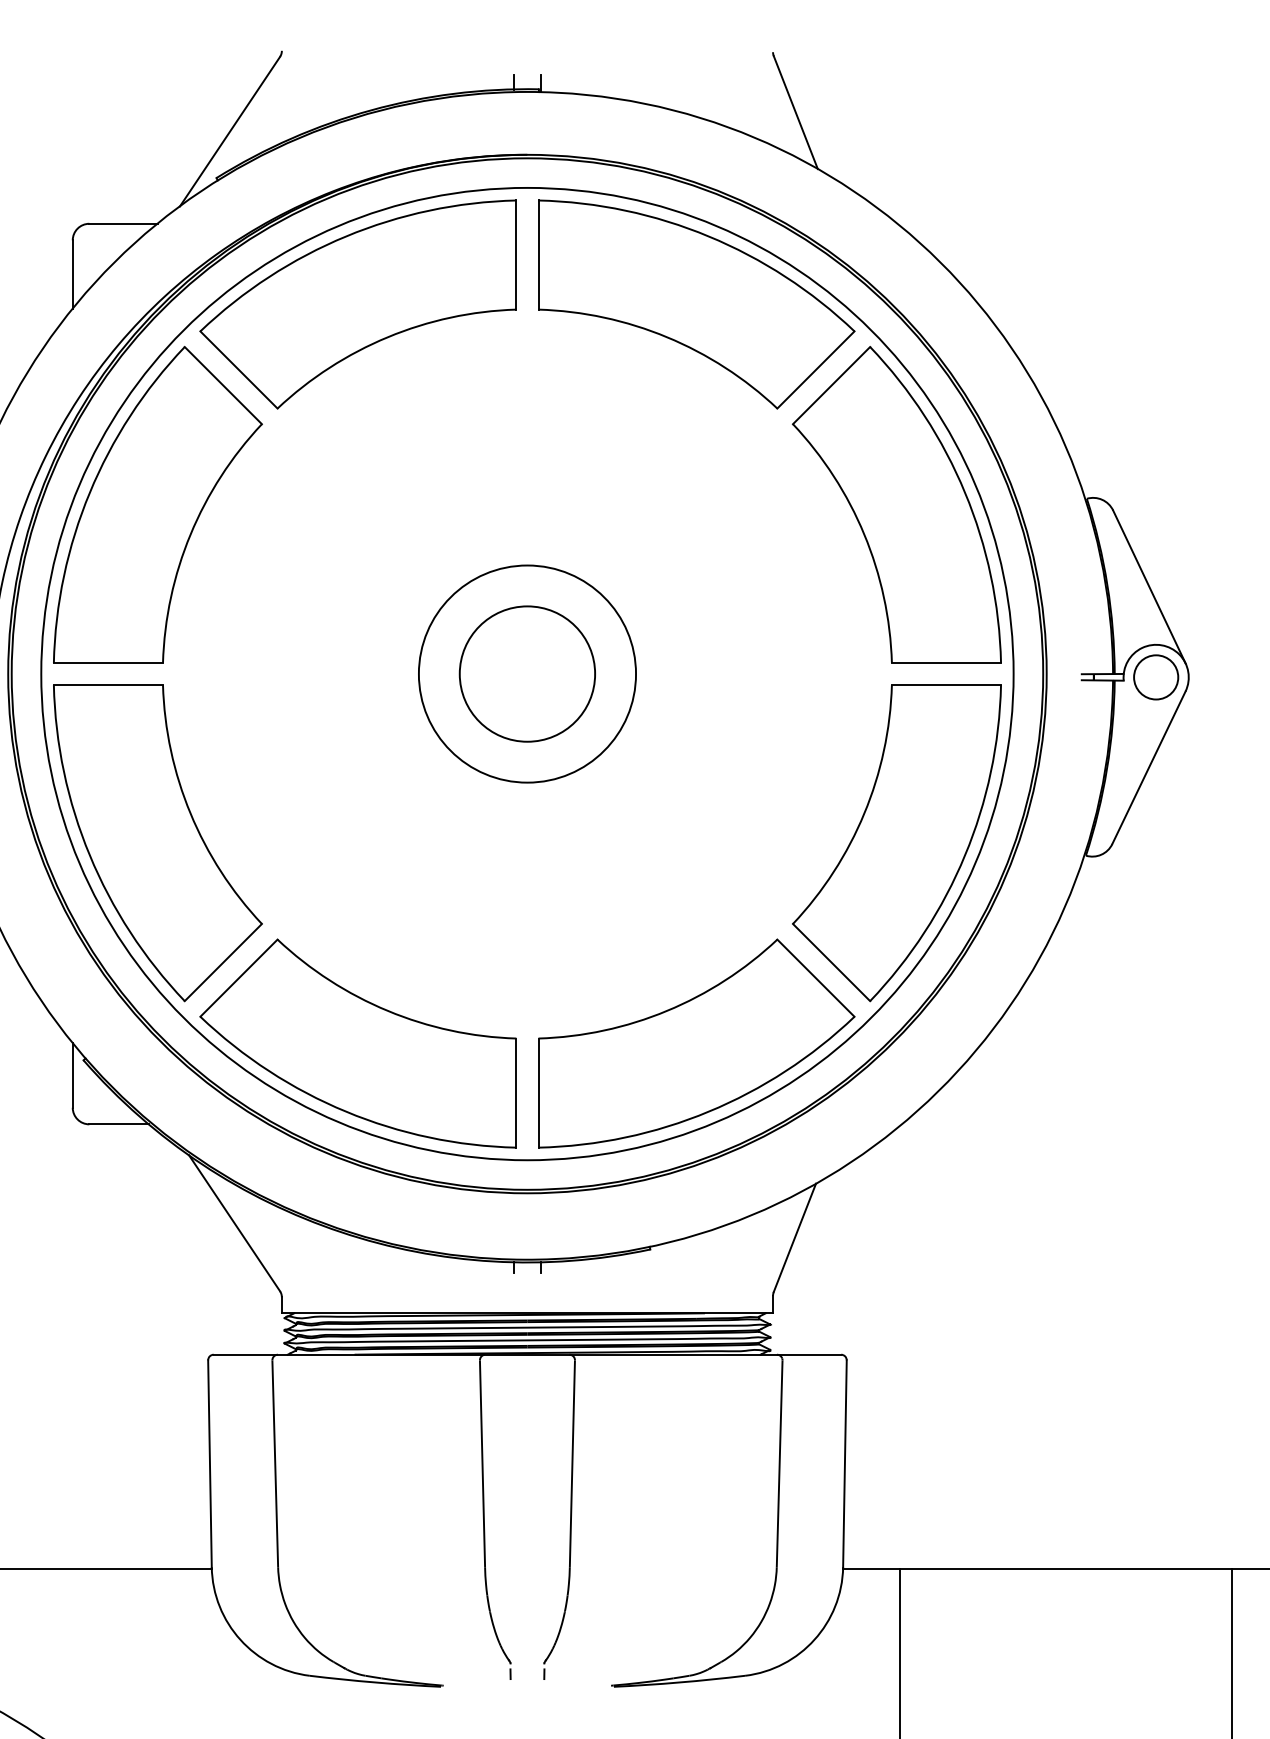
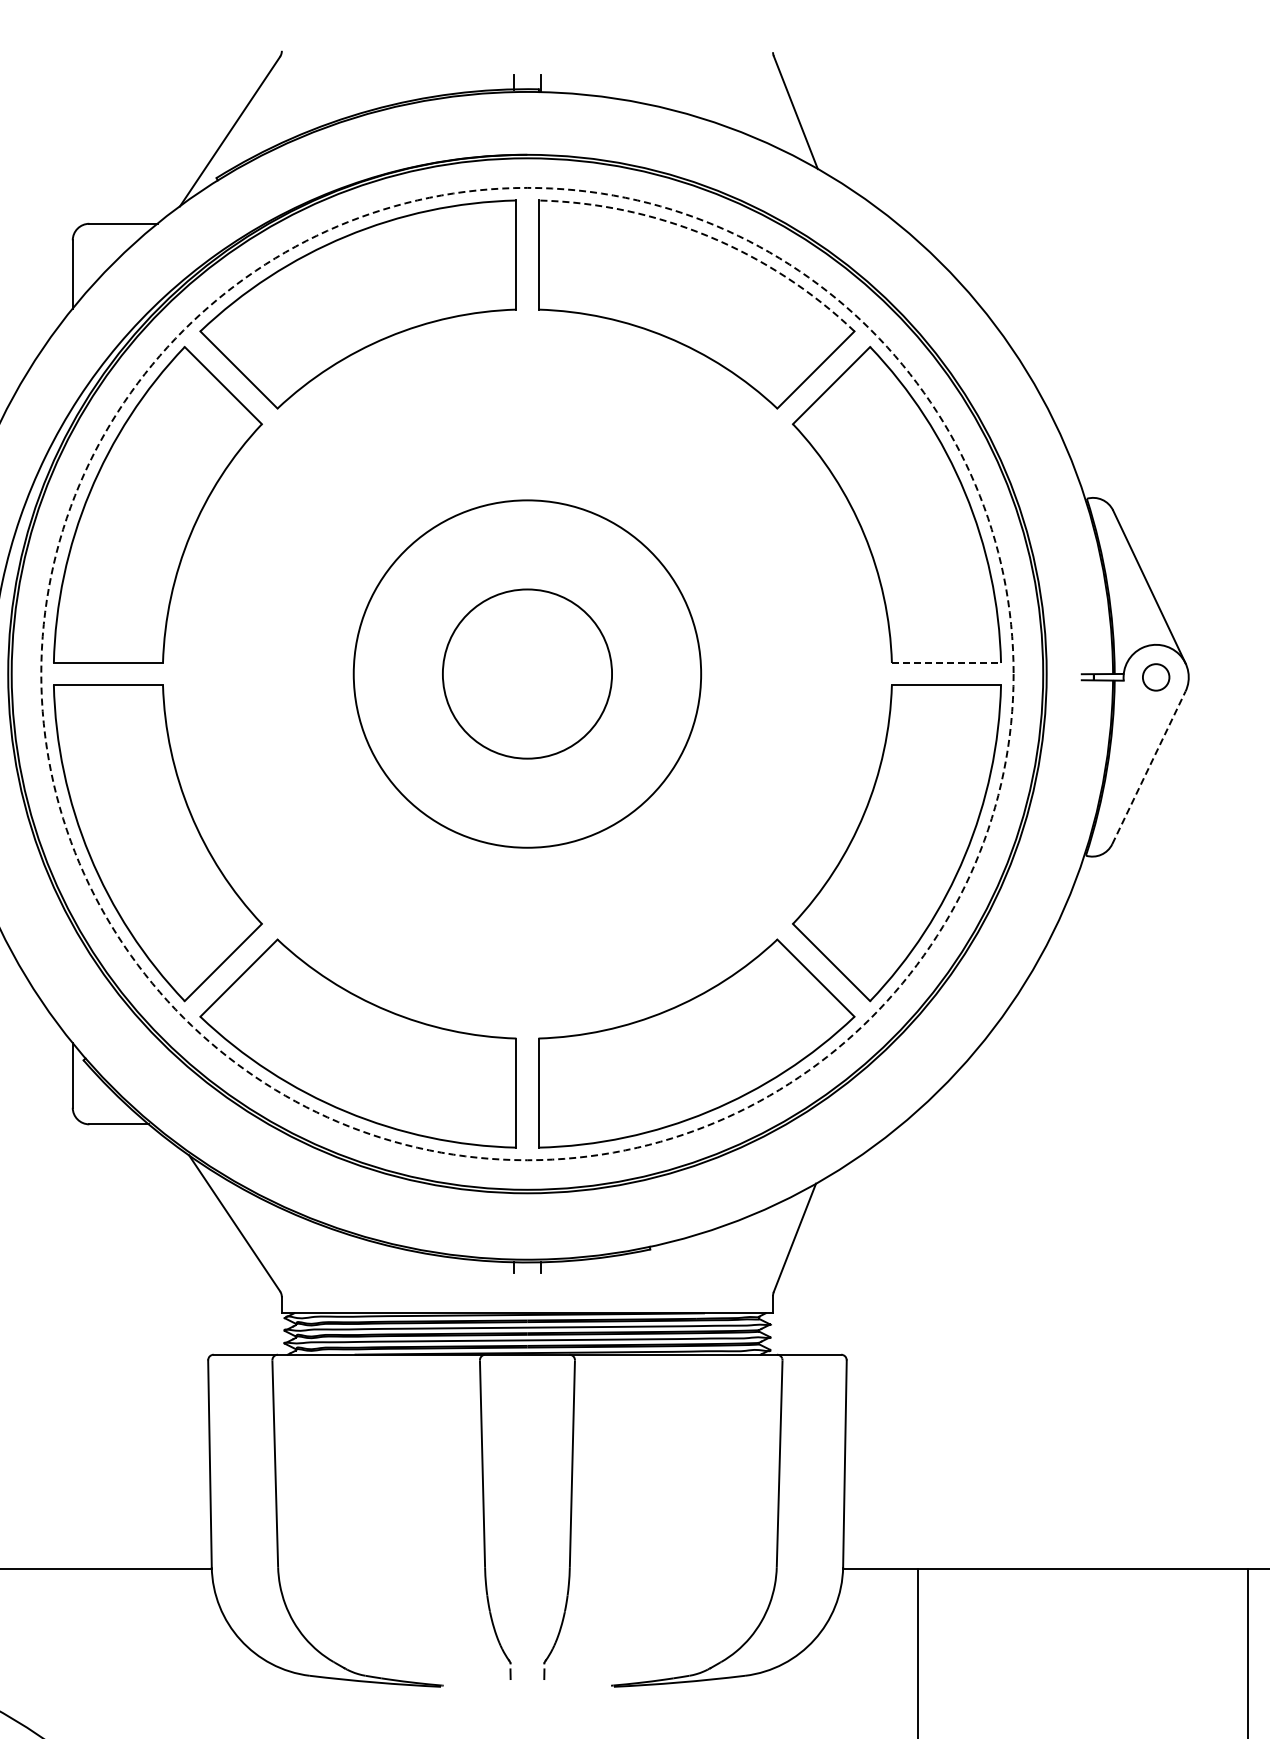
arc: solid -> dashed (708, 236)
line: solid -> dashed (946, 663)
circle diameter: 135 px -> 169 px (527, 673)
circle diameter: 217 px -> 347 px (527, 673)
circle: solid -> dashed (527, 673)
circle diameter: 44 px -> 27 px (1155, 677)
line: solid -> dashed (1148, 767)
line position: (900, 1651) -> (918, 1651) (918, 1651)
line position: (1231, 1651) -> (1247, 1651) (1247, 1651)
